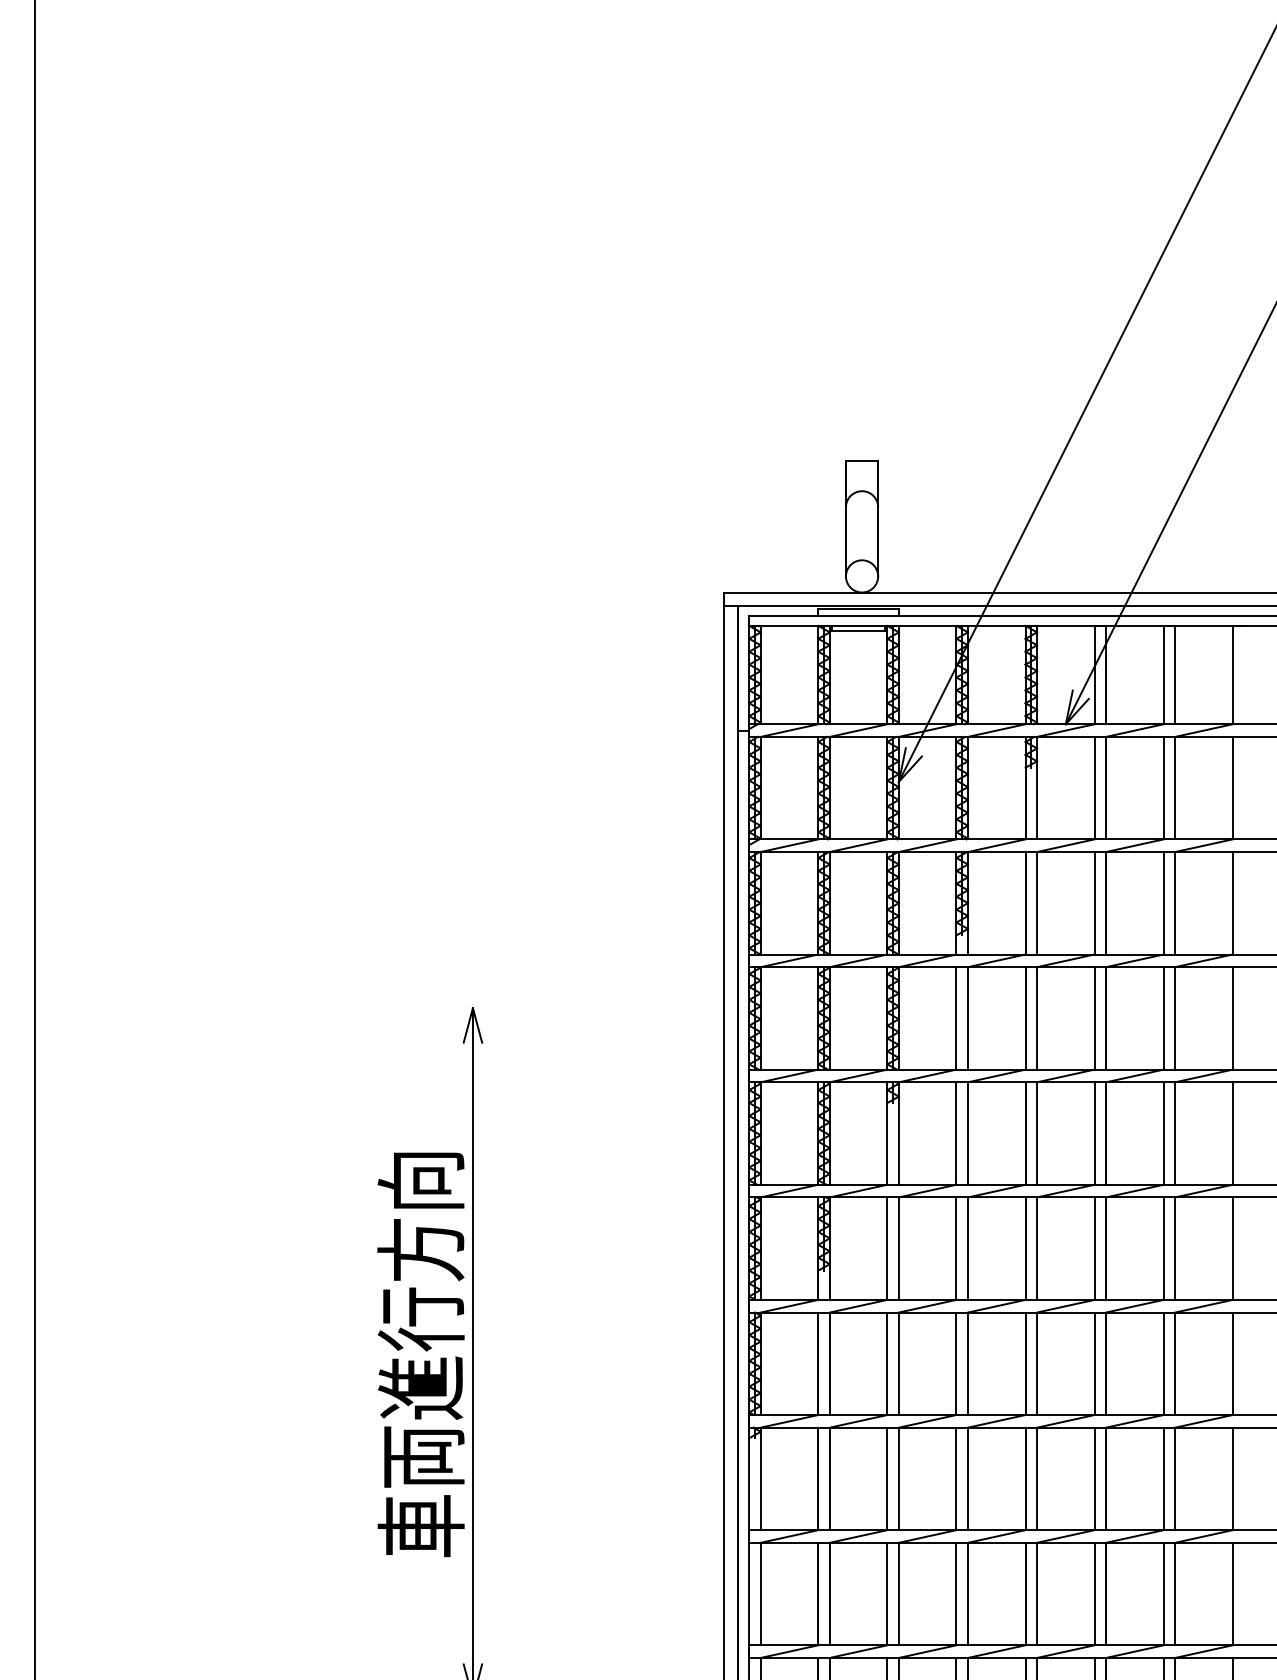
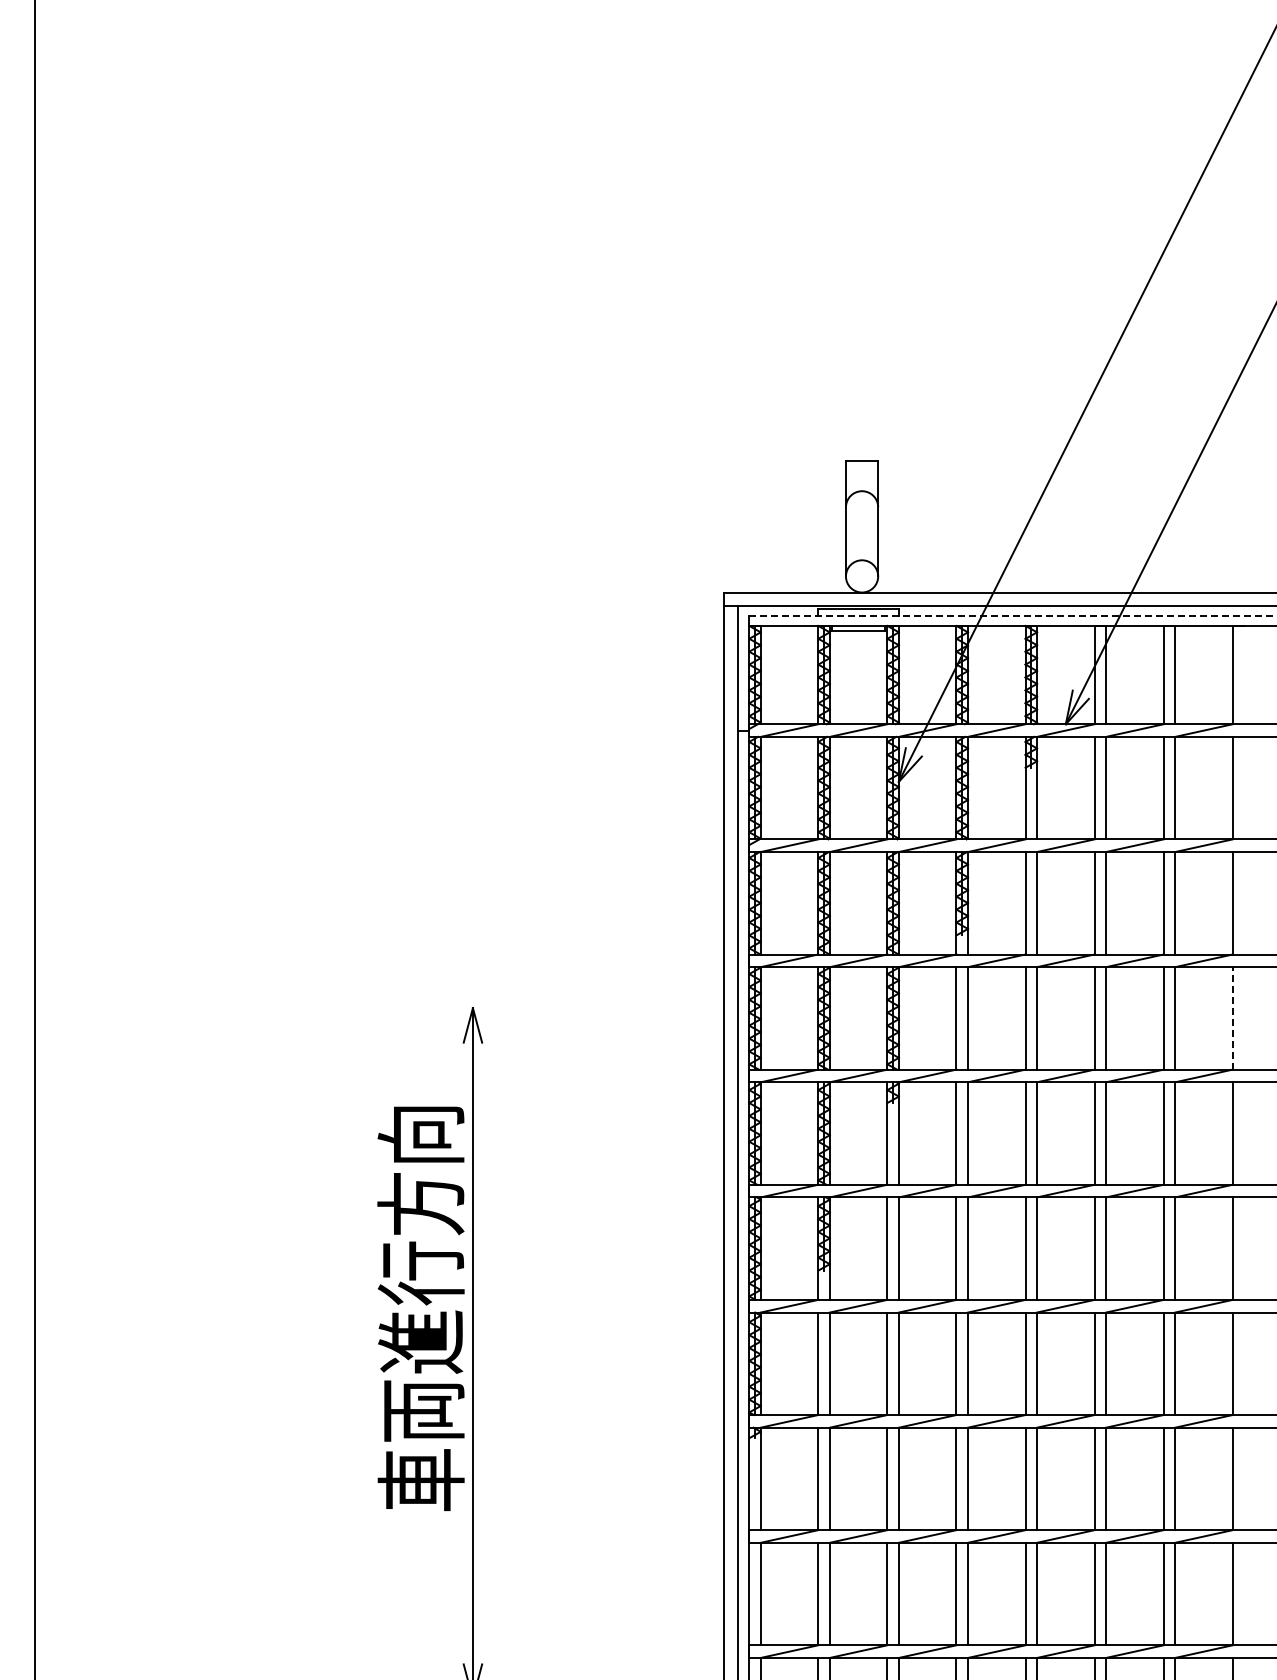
line: solid -> dashed (1013, 615)
line: solid -> dashed (1232, 1017)
text position: (420, 1354) -> (420, 1308) (420, 1308)
